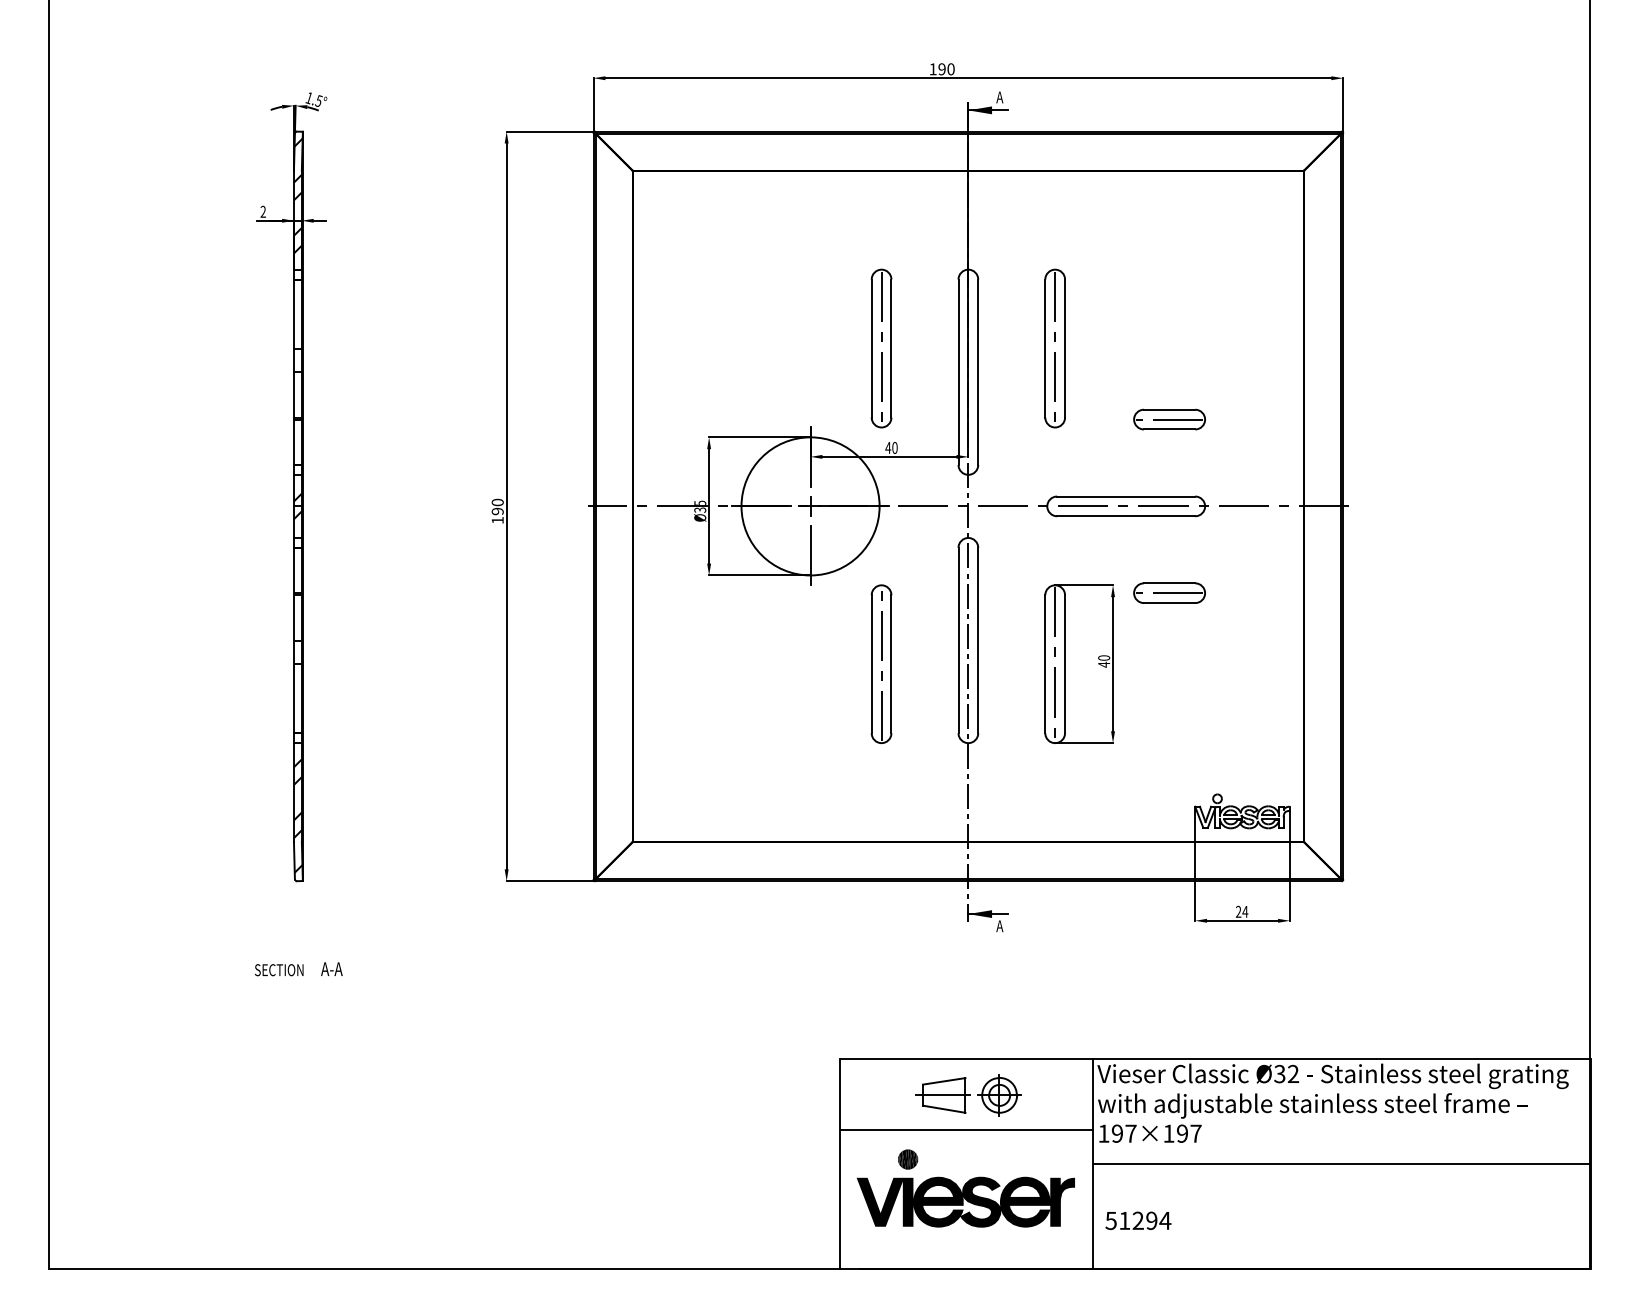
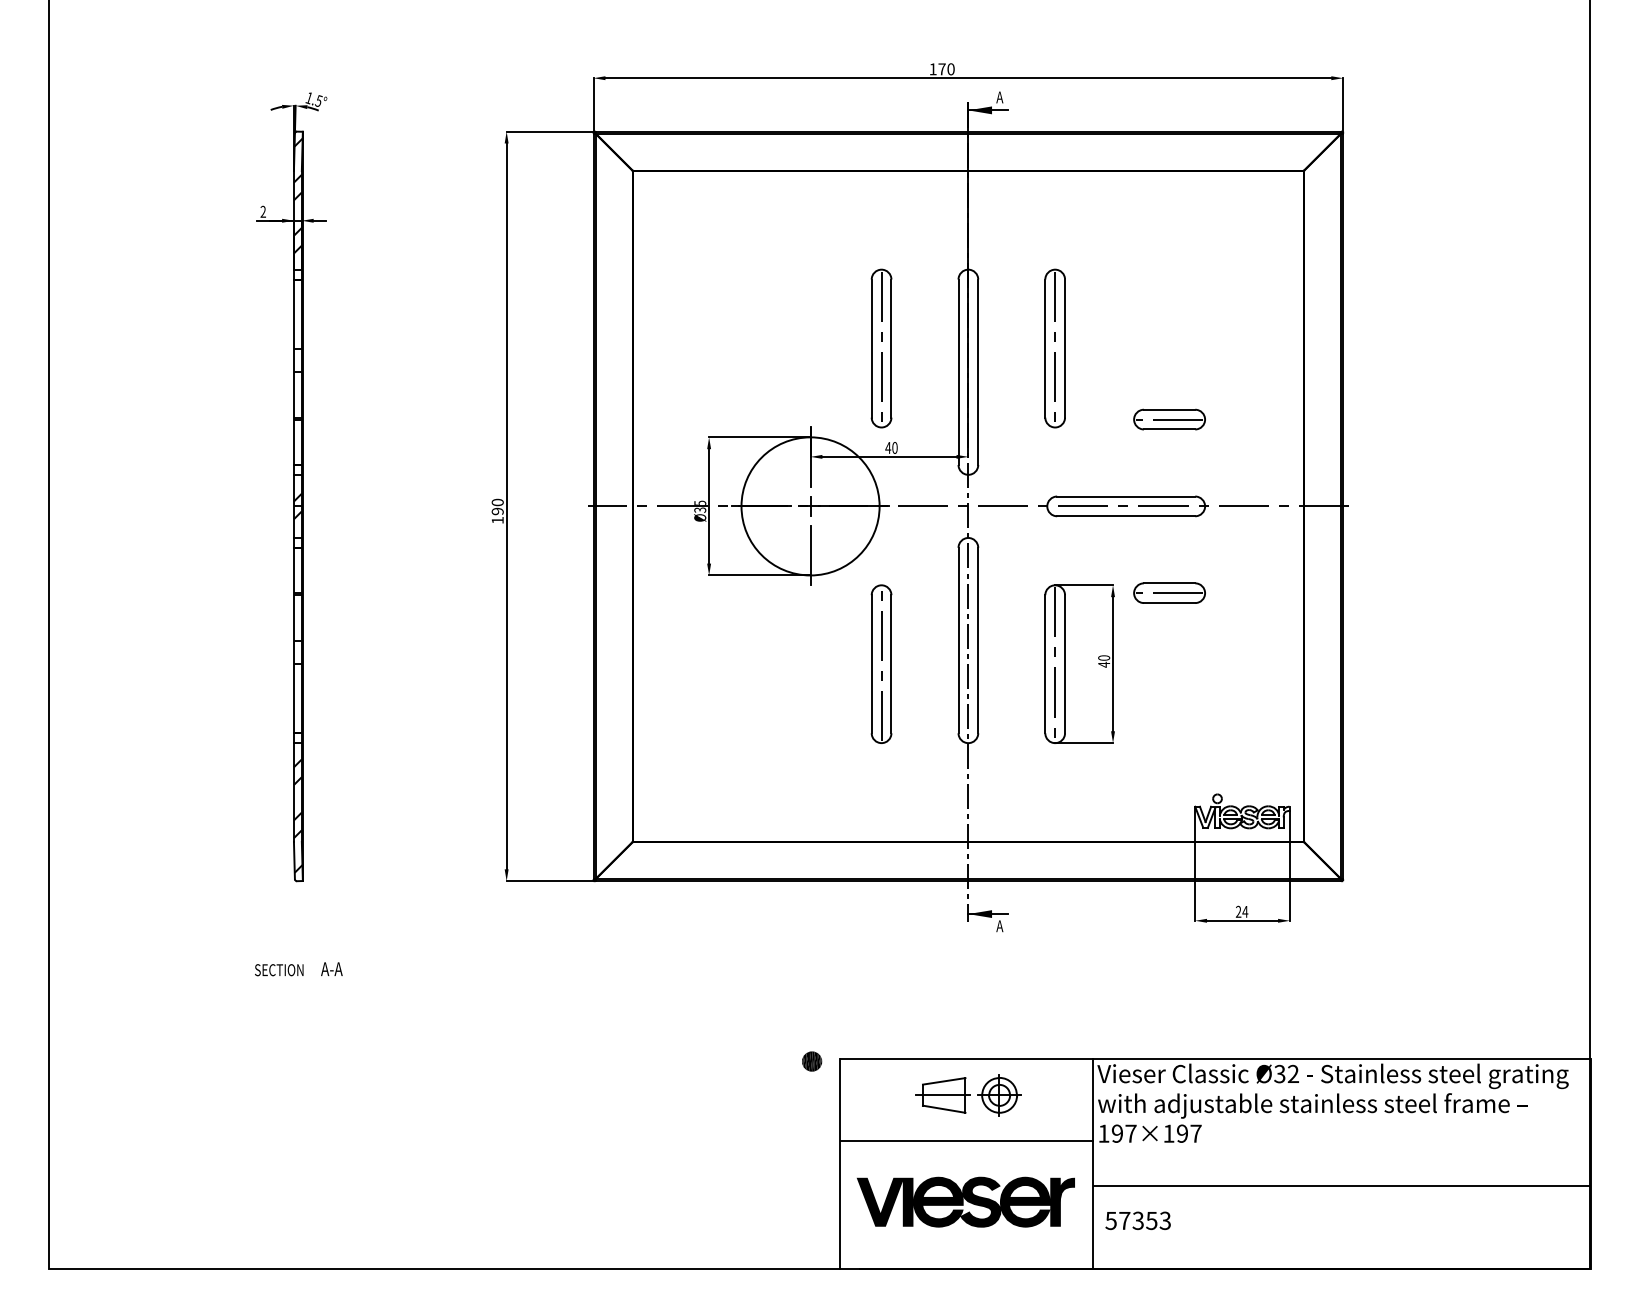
text: 190 -> 170 (941, 69)
line position: (966, 1129) -> (966, 1140) (966, 1140)
part position: (908, 1159) -> (812, 1061) (812, 1061)
line position: (1341, 1163) -> (1341, 1185) (1341, 1185)
text: 51294 -> 57353 (1145, 1220)
